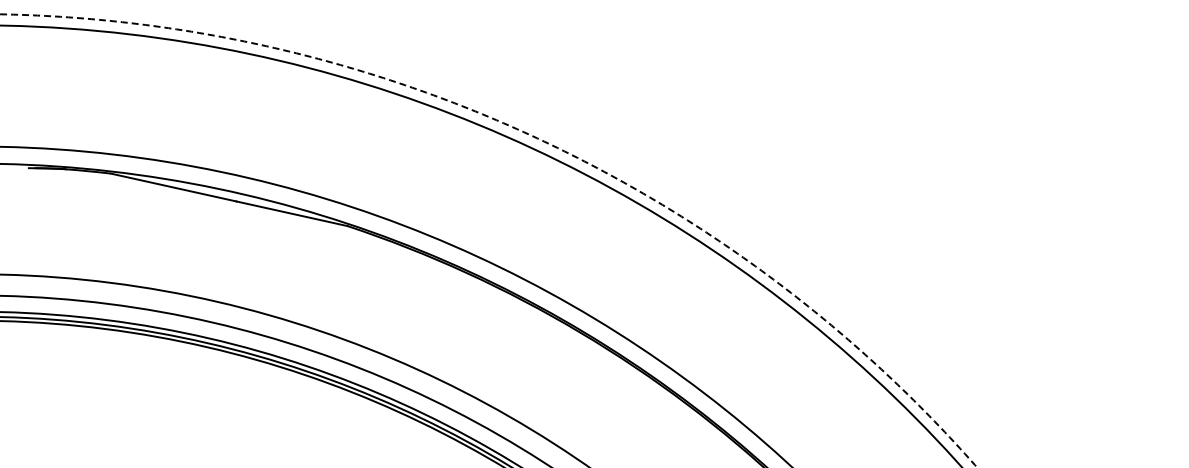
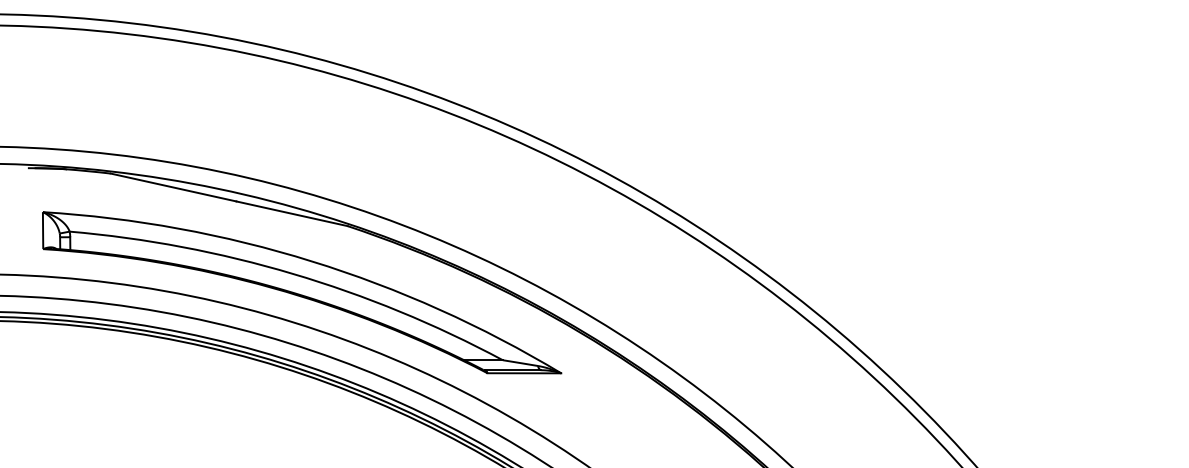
arc: dashed -> solid (534, 137)
part: none -> present (302, 292)
